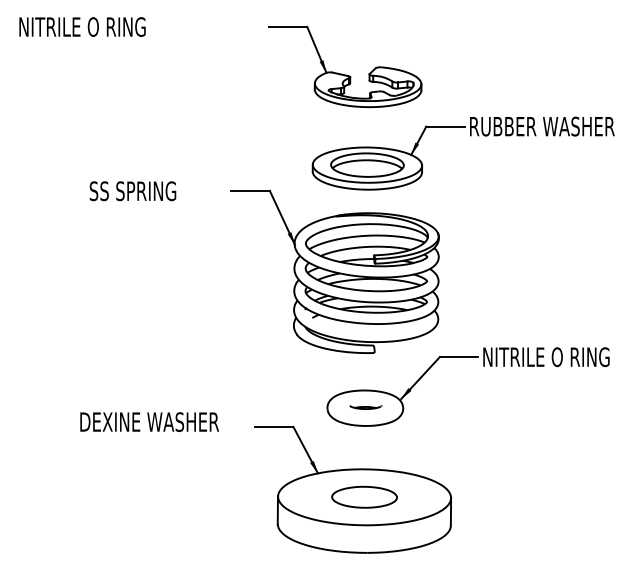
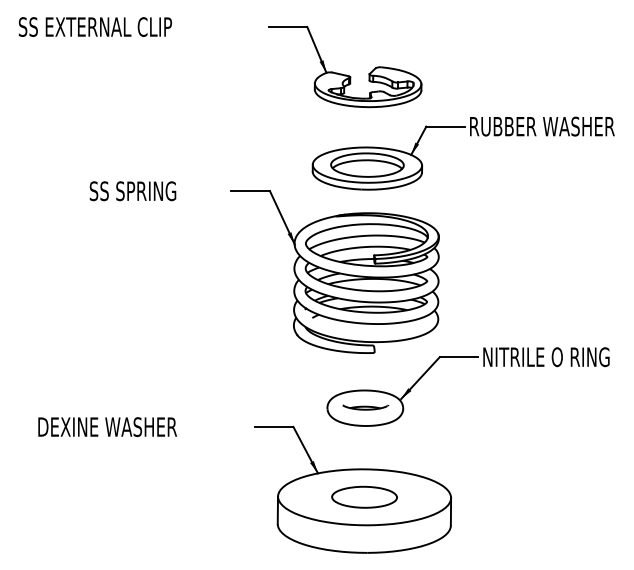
text: NITRILE O RING -> SS EXTERNAL CLIP (94, 26)
part size: 34x5 px -> 48x7 px (365, 407)
text position: (149, 421) -> (107, 426) (107, 426)
